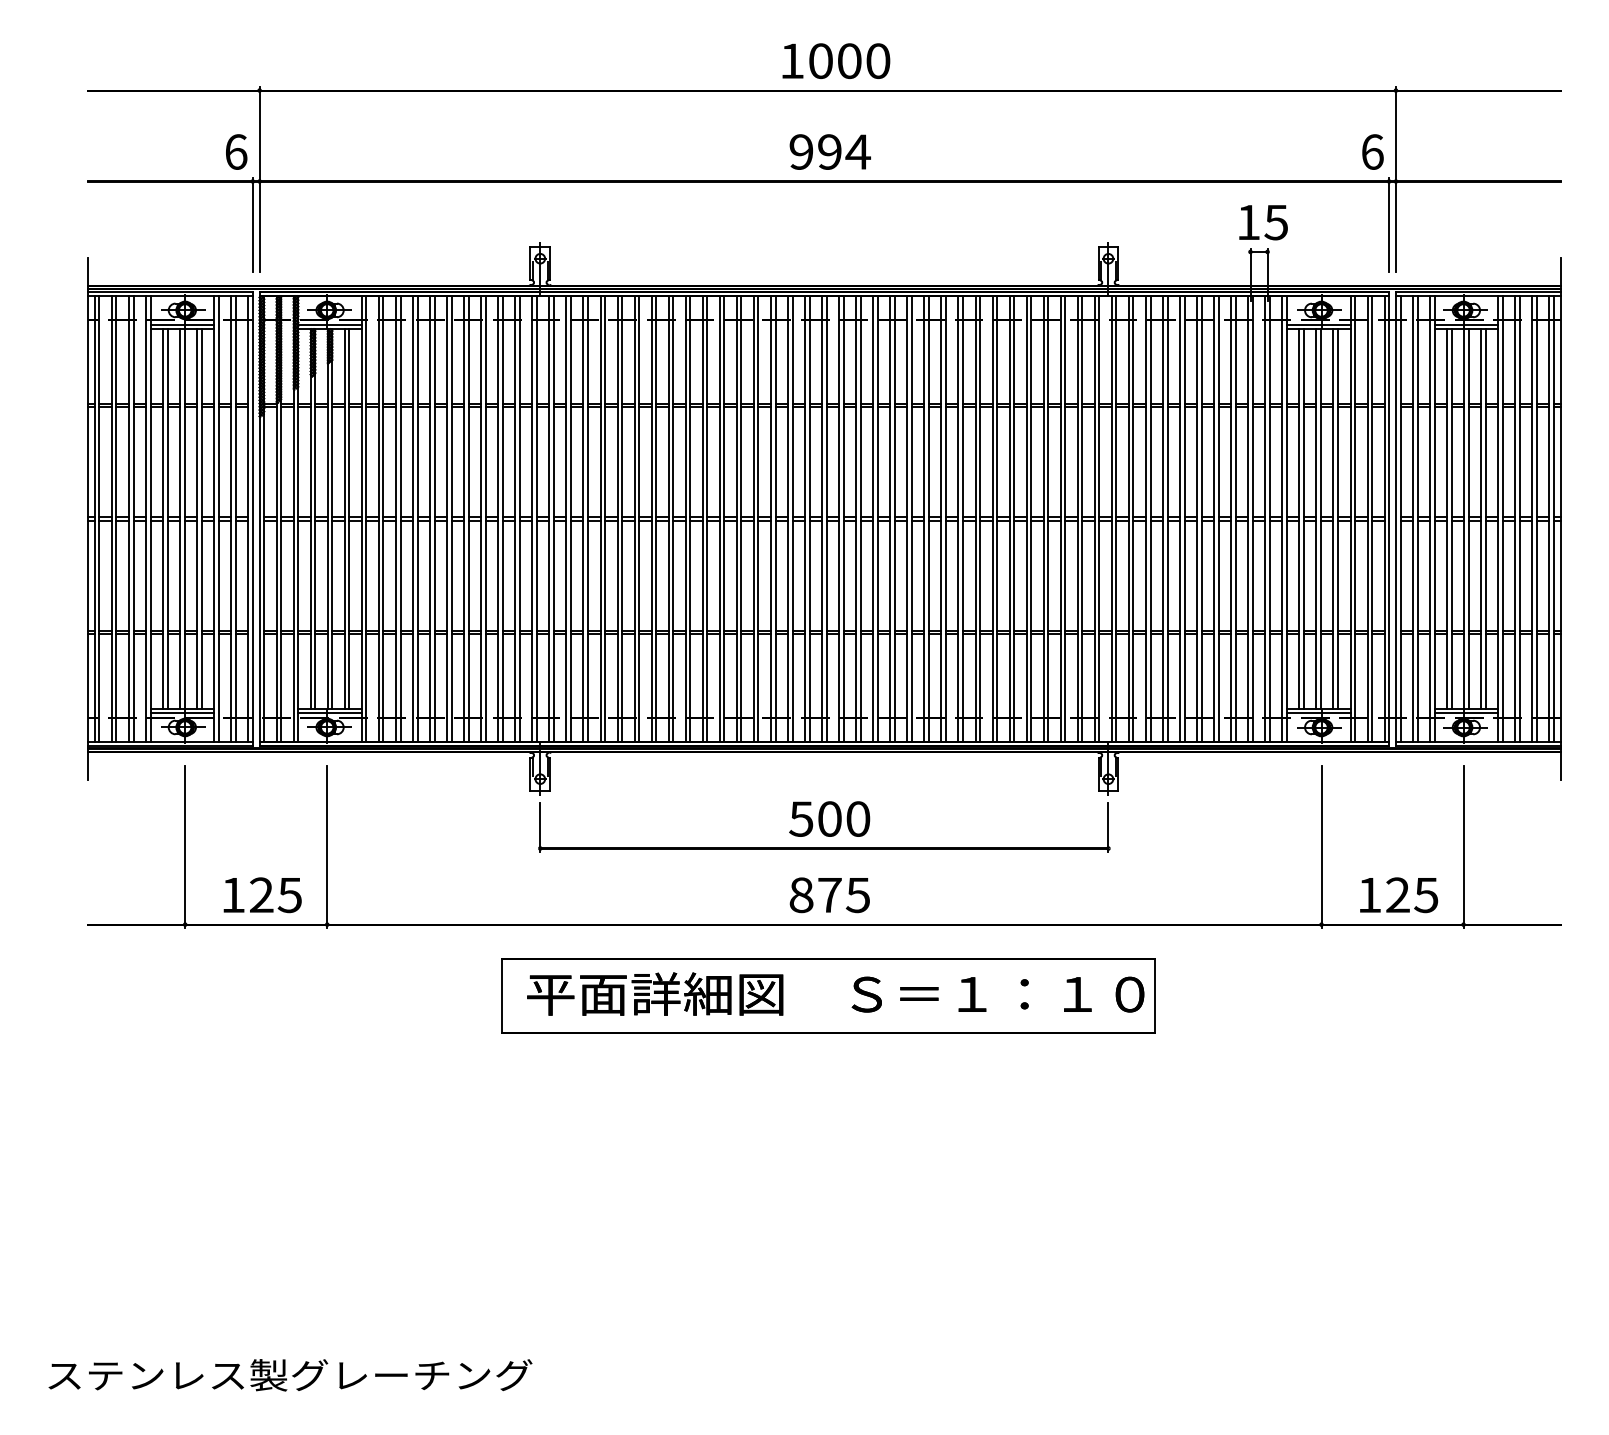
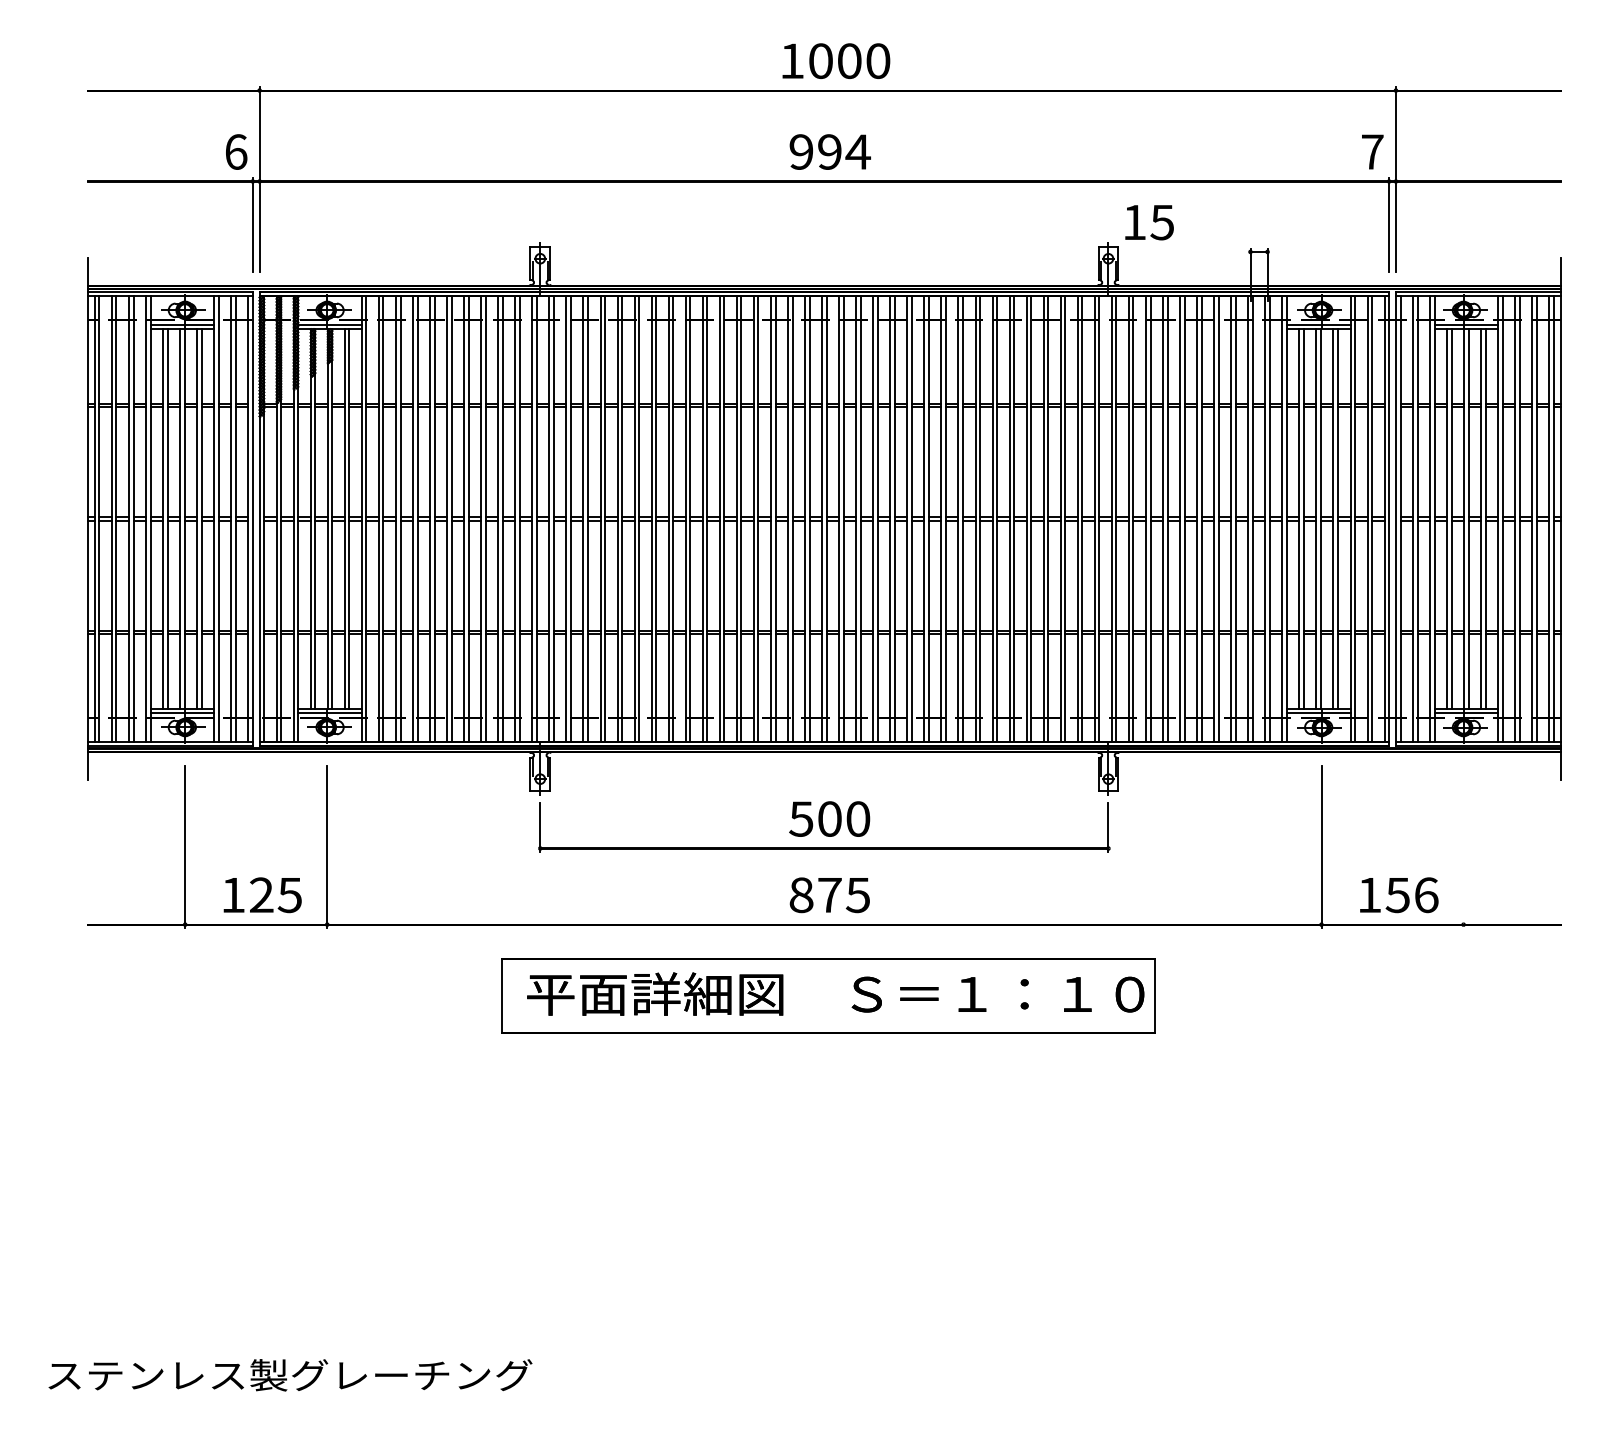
text: 6 -> 7 (1372, 151)
text position: (1263, 222) -> (1149, 222) (1149, 222)
line: present -> none (1463, 846)
text: 125 -> 156 (1411, 895)
